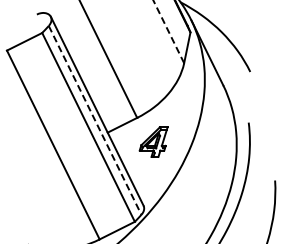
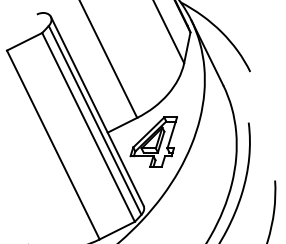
line: dashed -> solid (168, 31)
line: dashed -> solid (95, 120)
part size: 31x32 px -> 49x52 px (153, 141)
